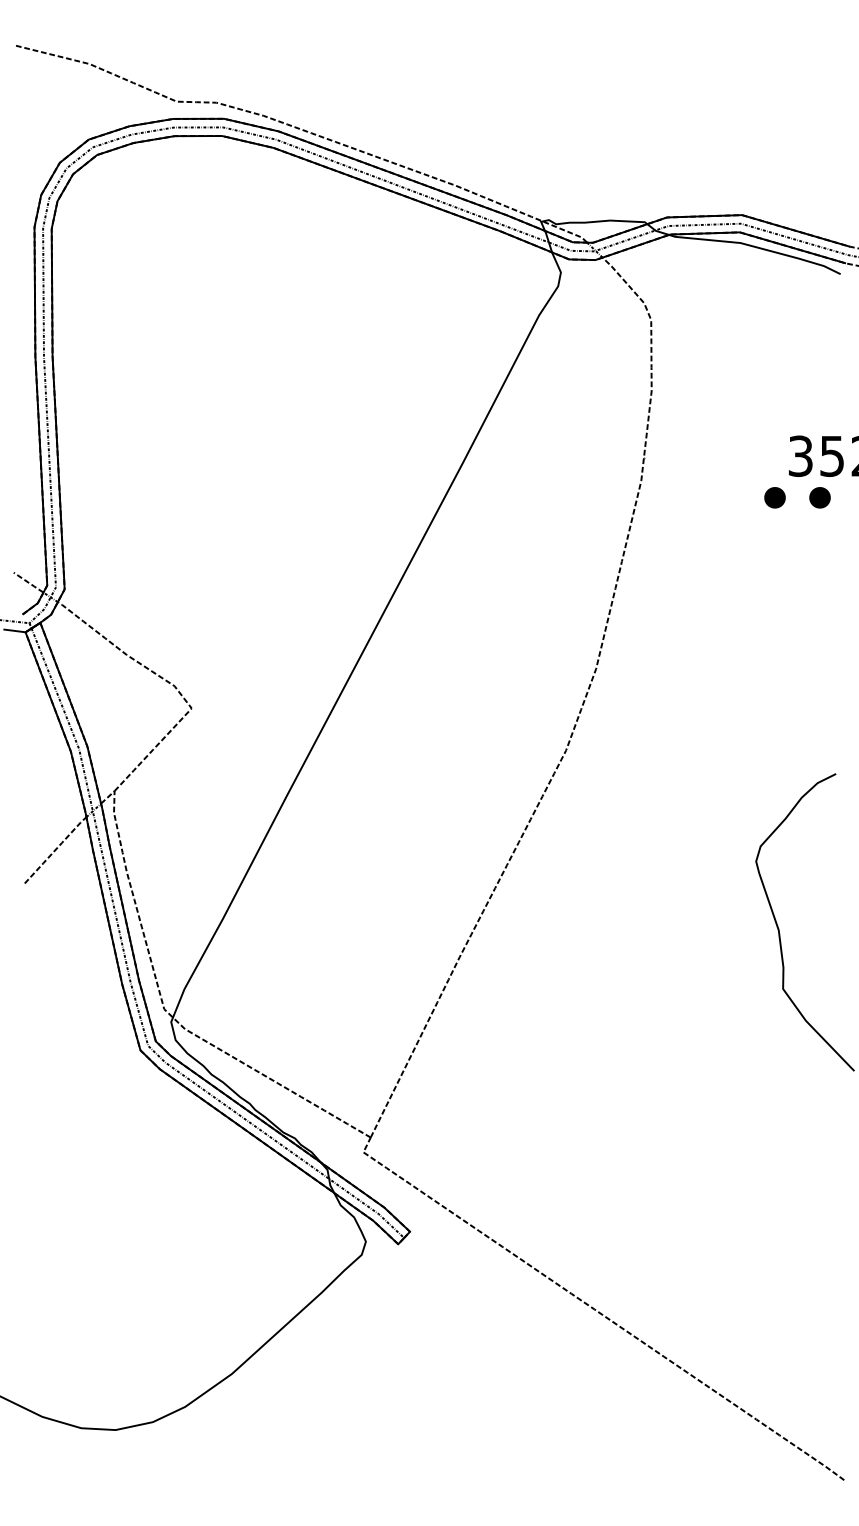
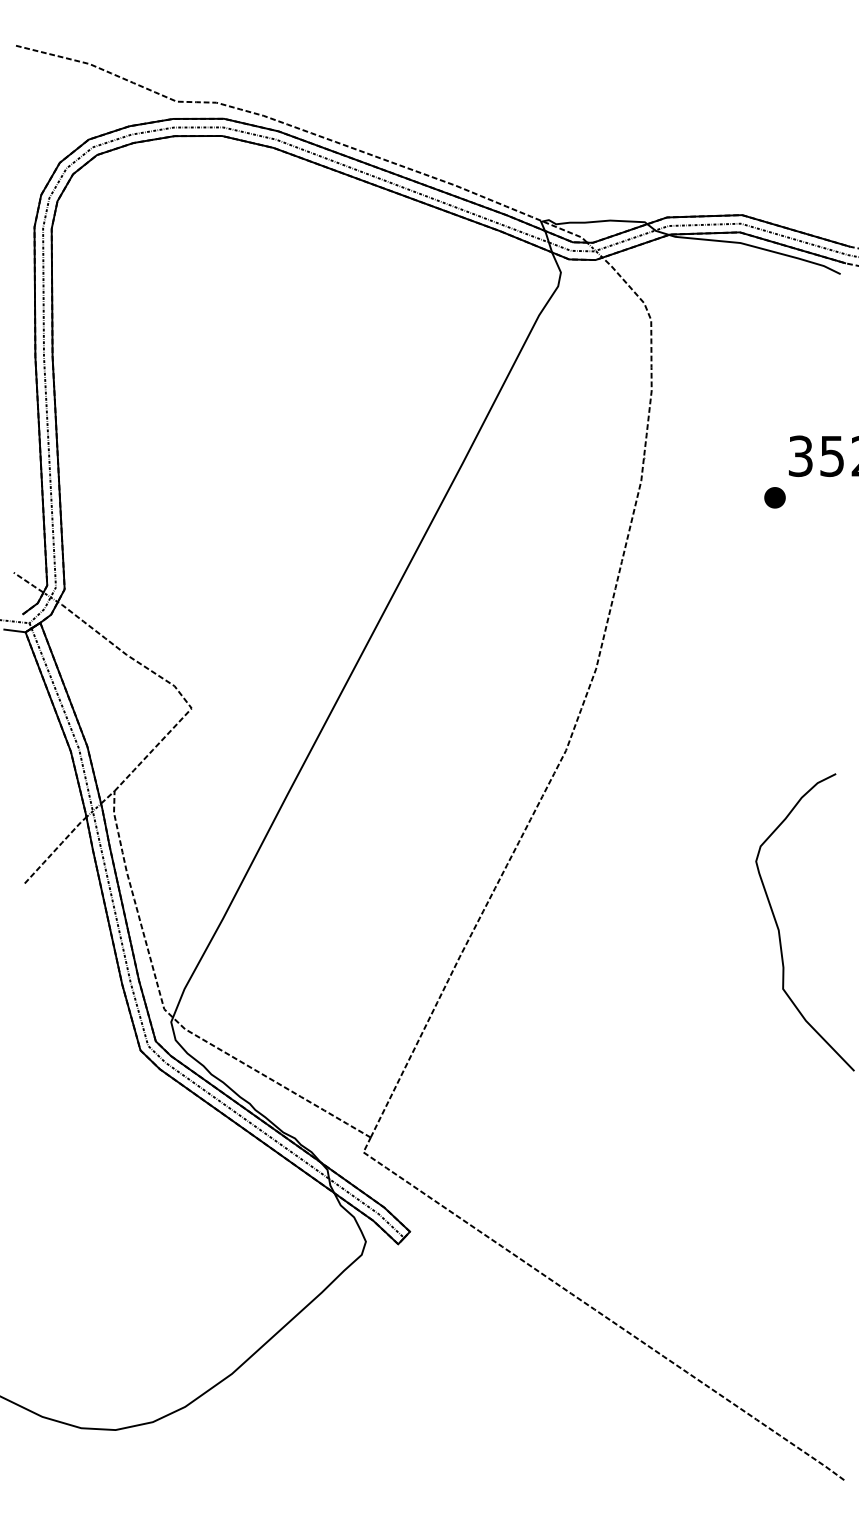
part: present -> none (819, 497)
